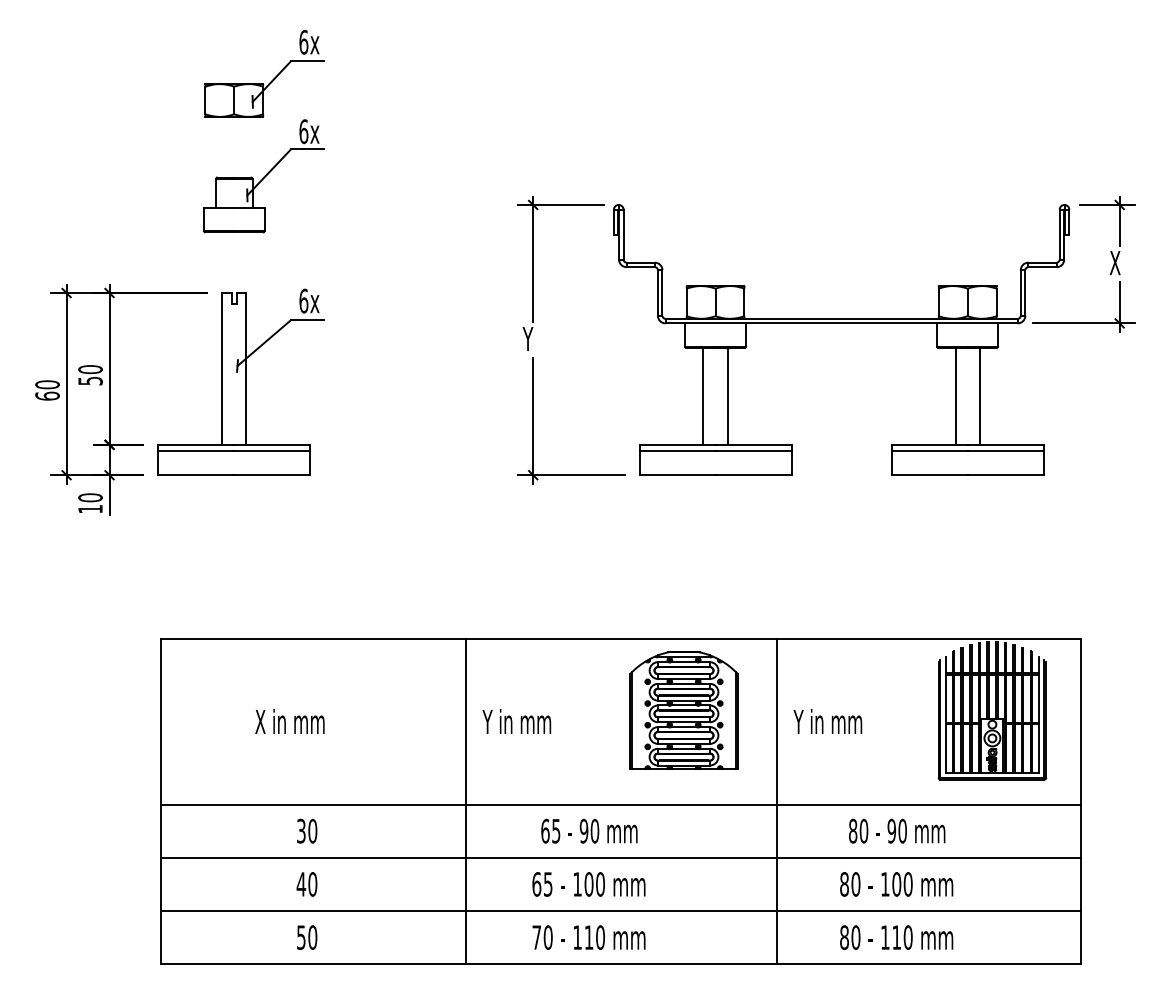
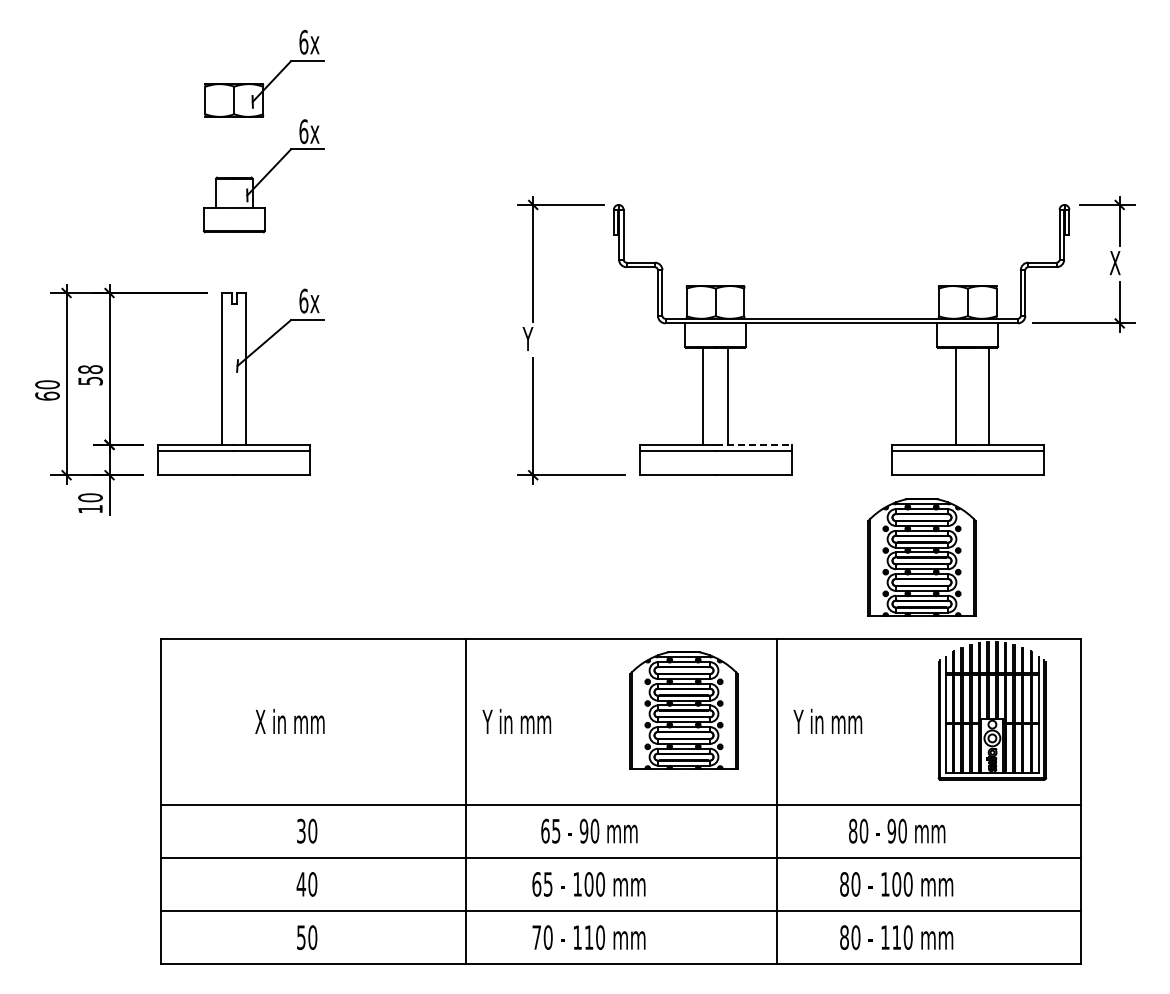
text: 50 -> 58 (90, 369)
line position: (979, 395) -> (988, 395) (988, 395)
line: solid -> dashed (753, 444)
part: none -> present (921, 557)
